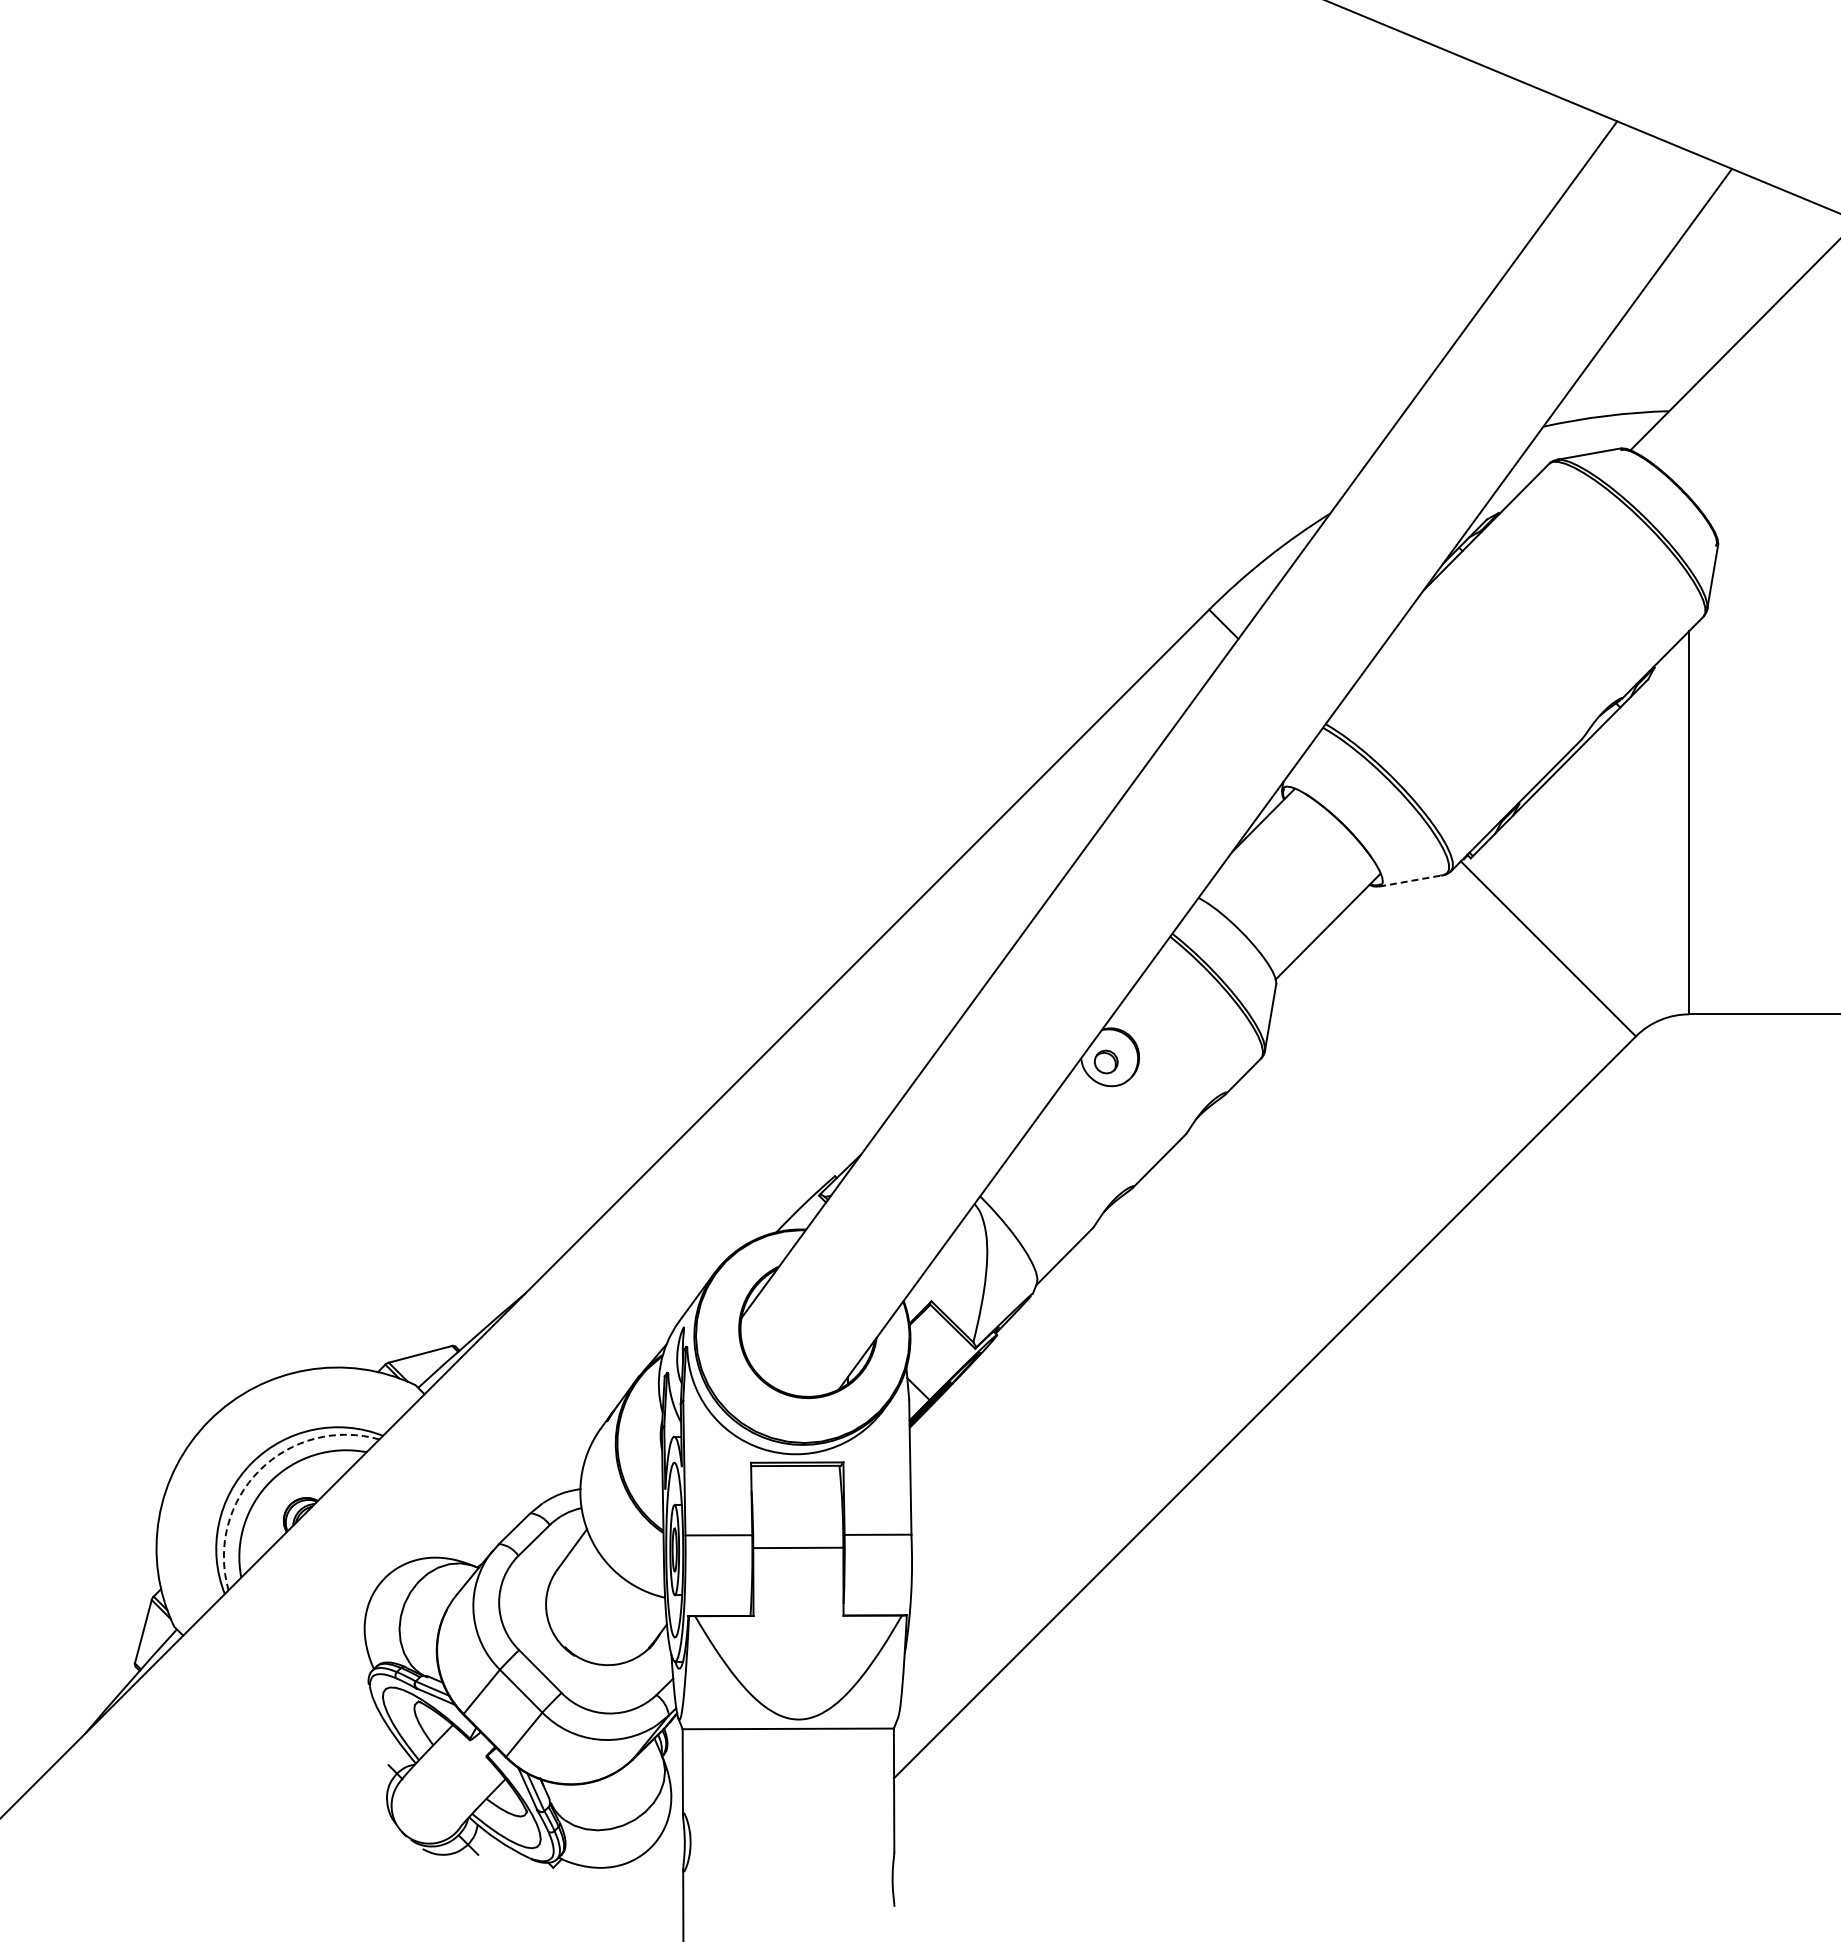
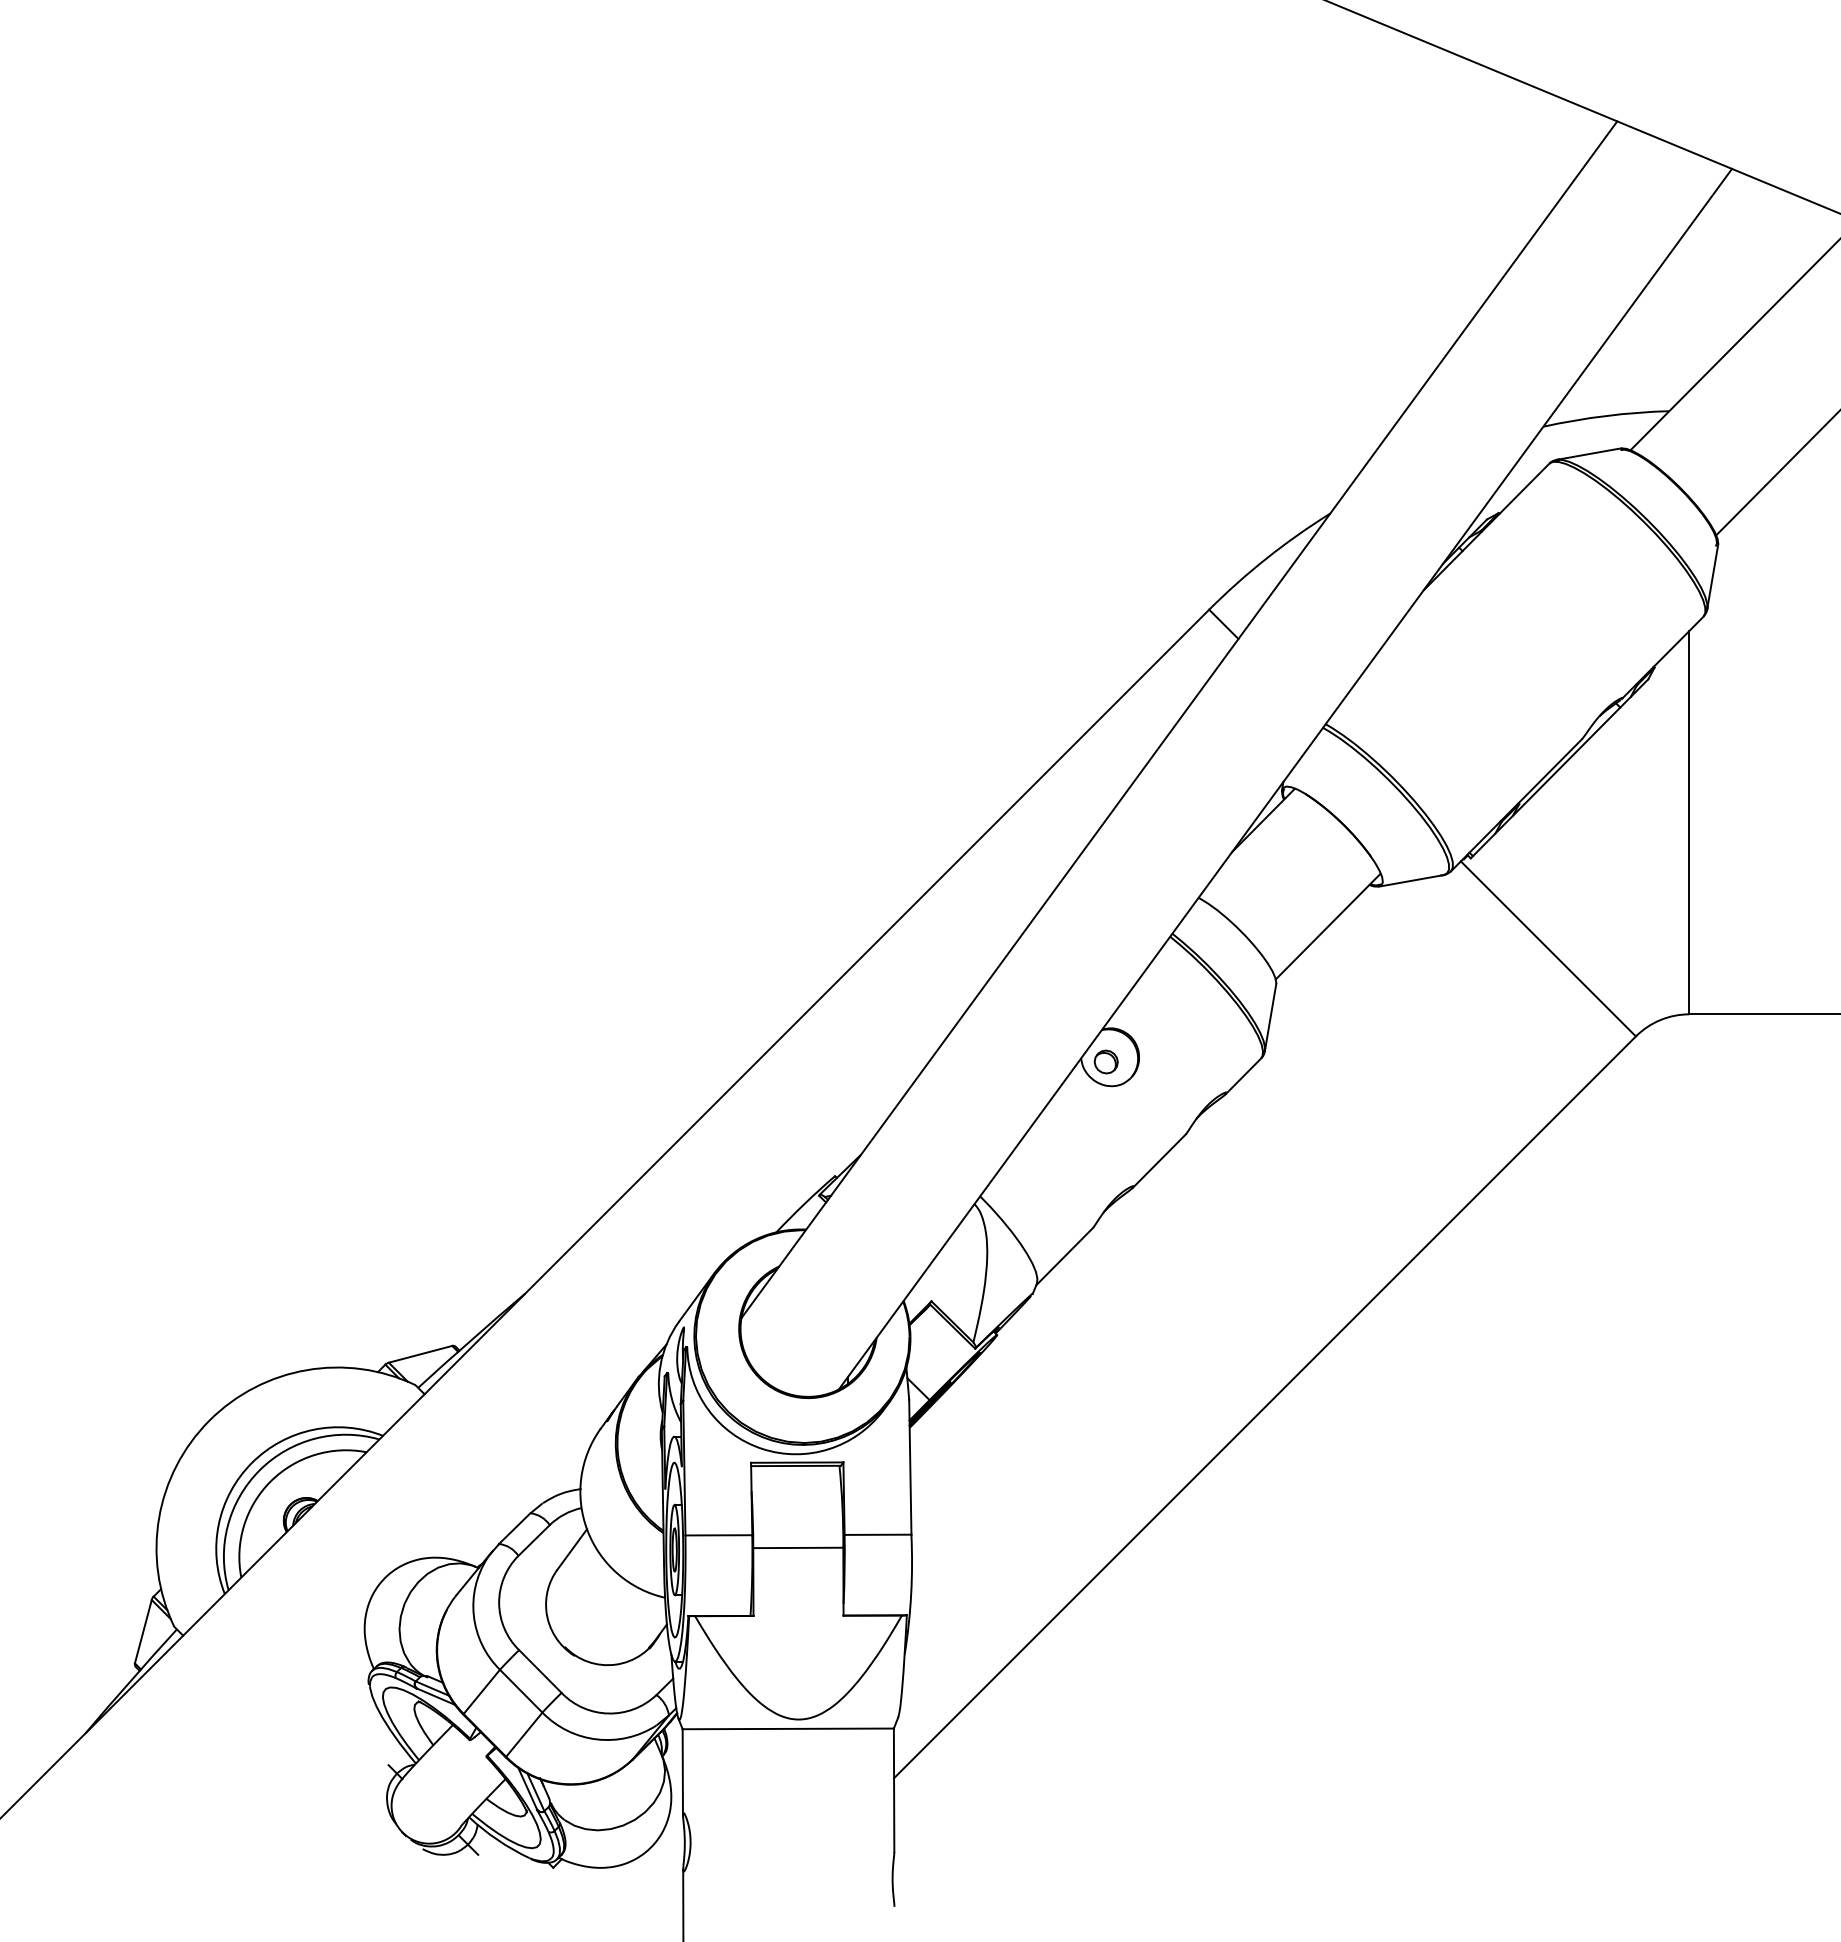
line: none -> present (1776, 474)
line: dashed -> solid (1411, 880)
arc: dashed -> solid (259, 1470)
